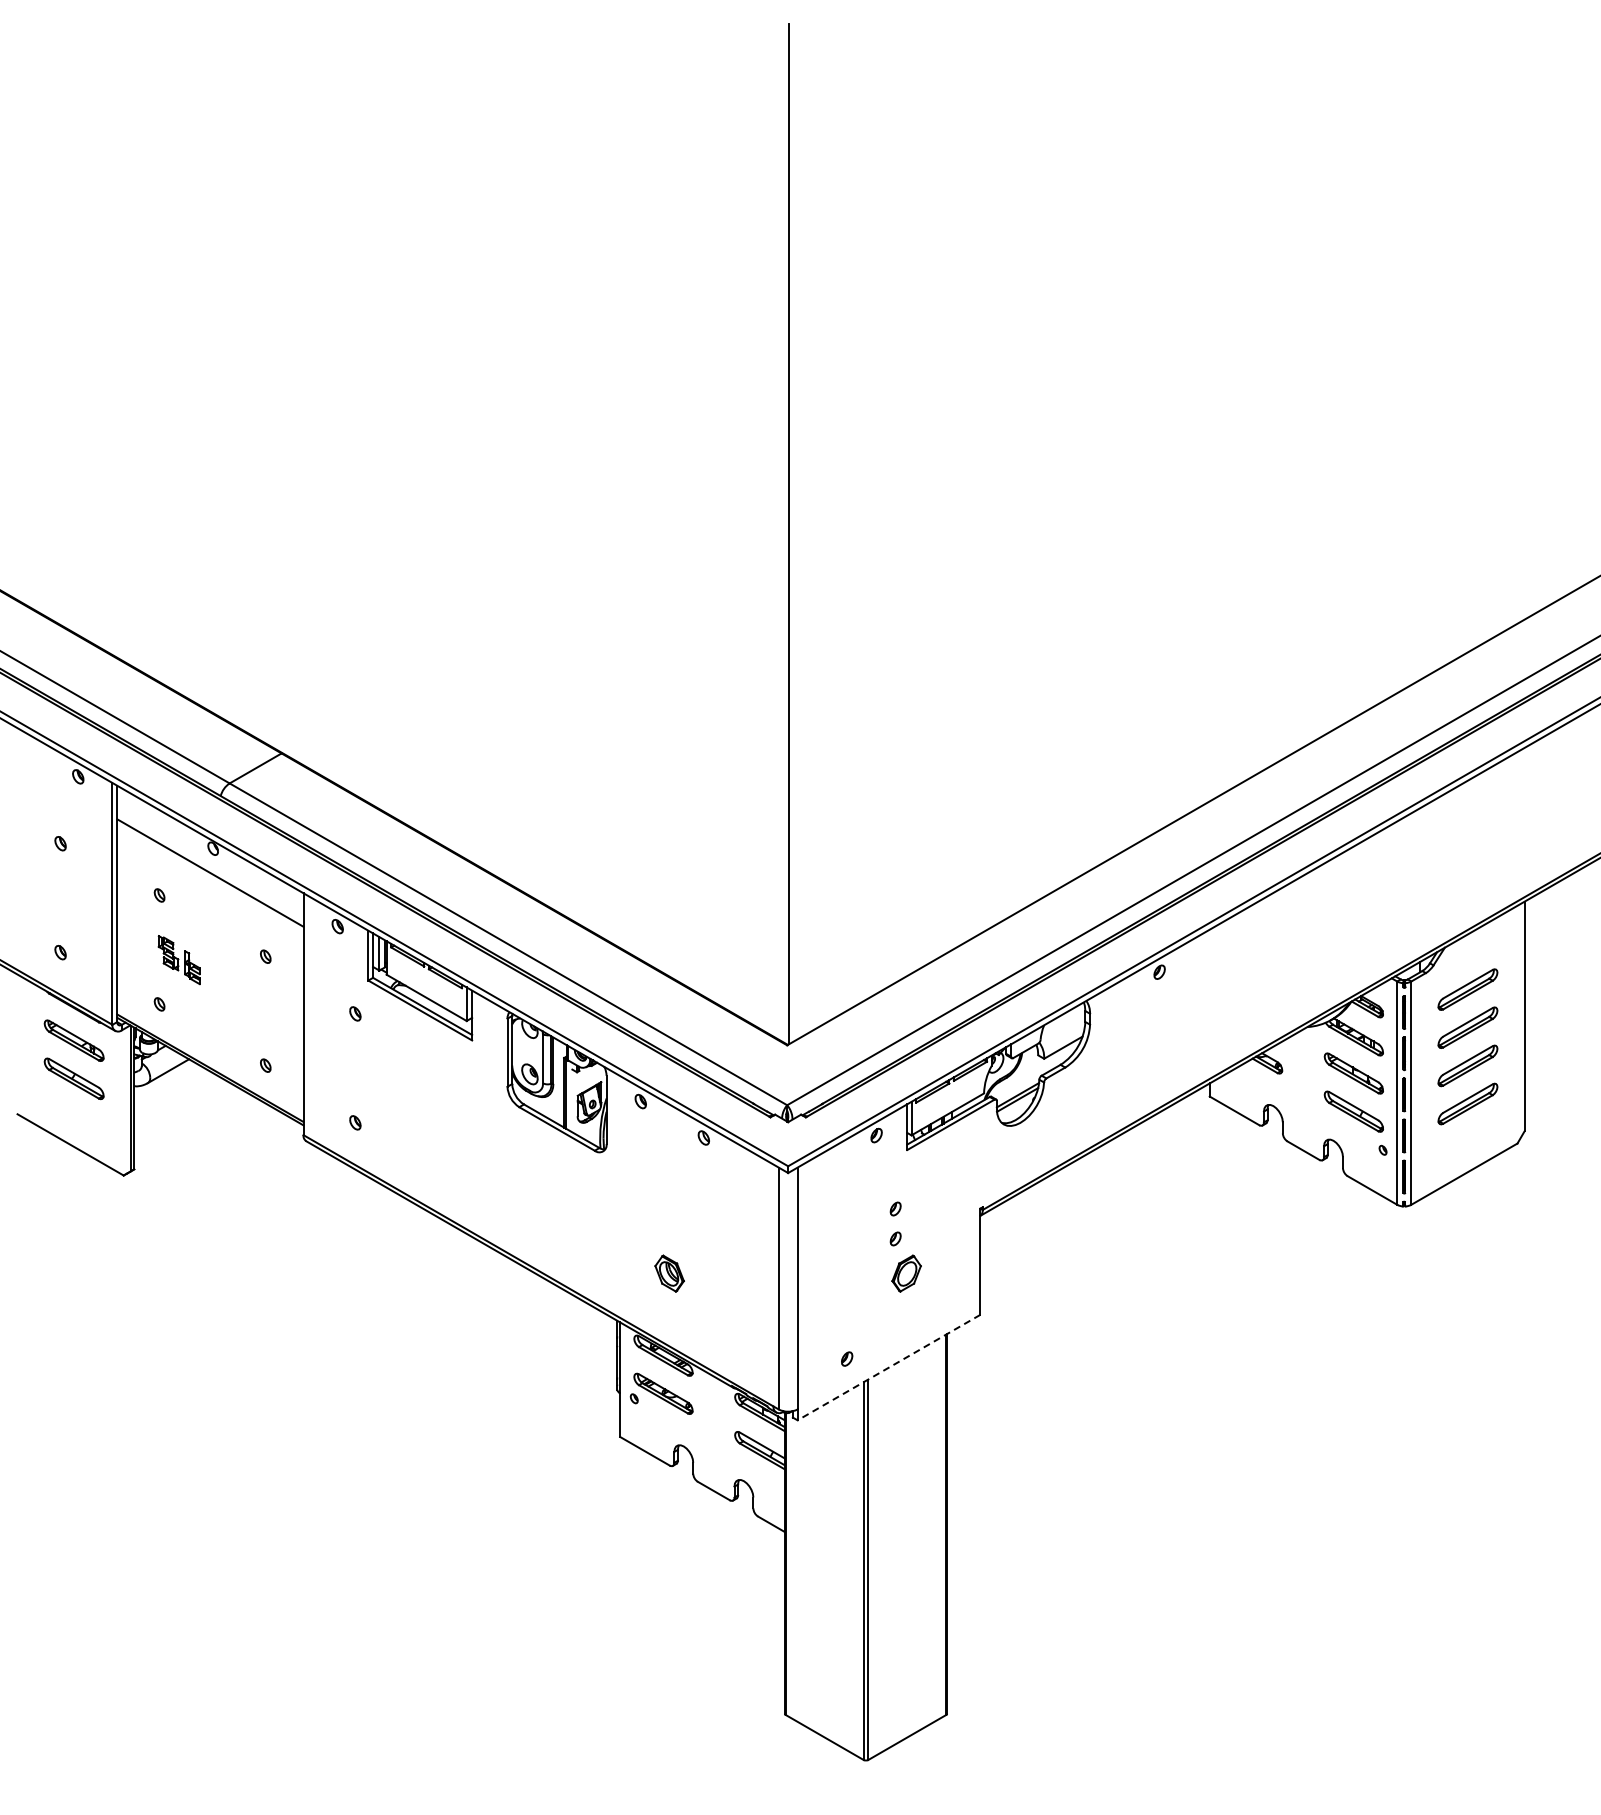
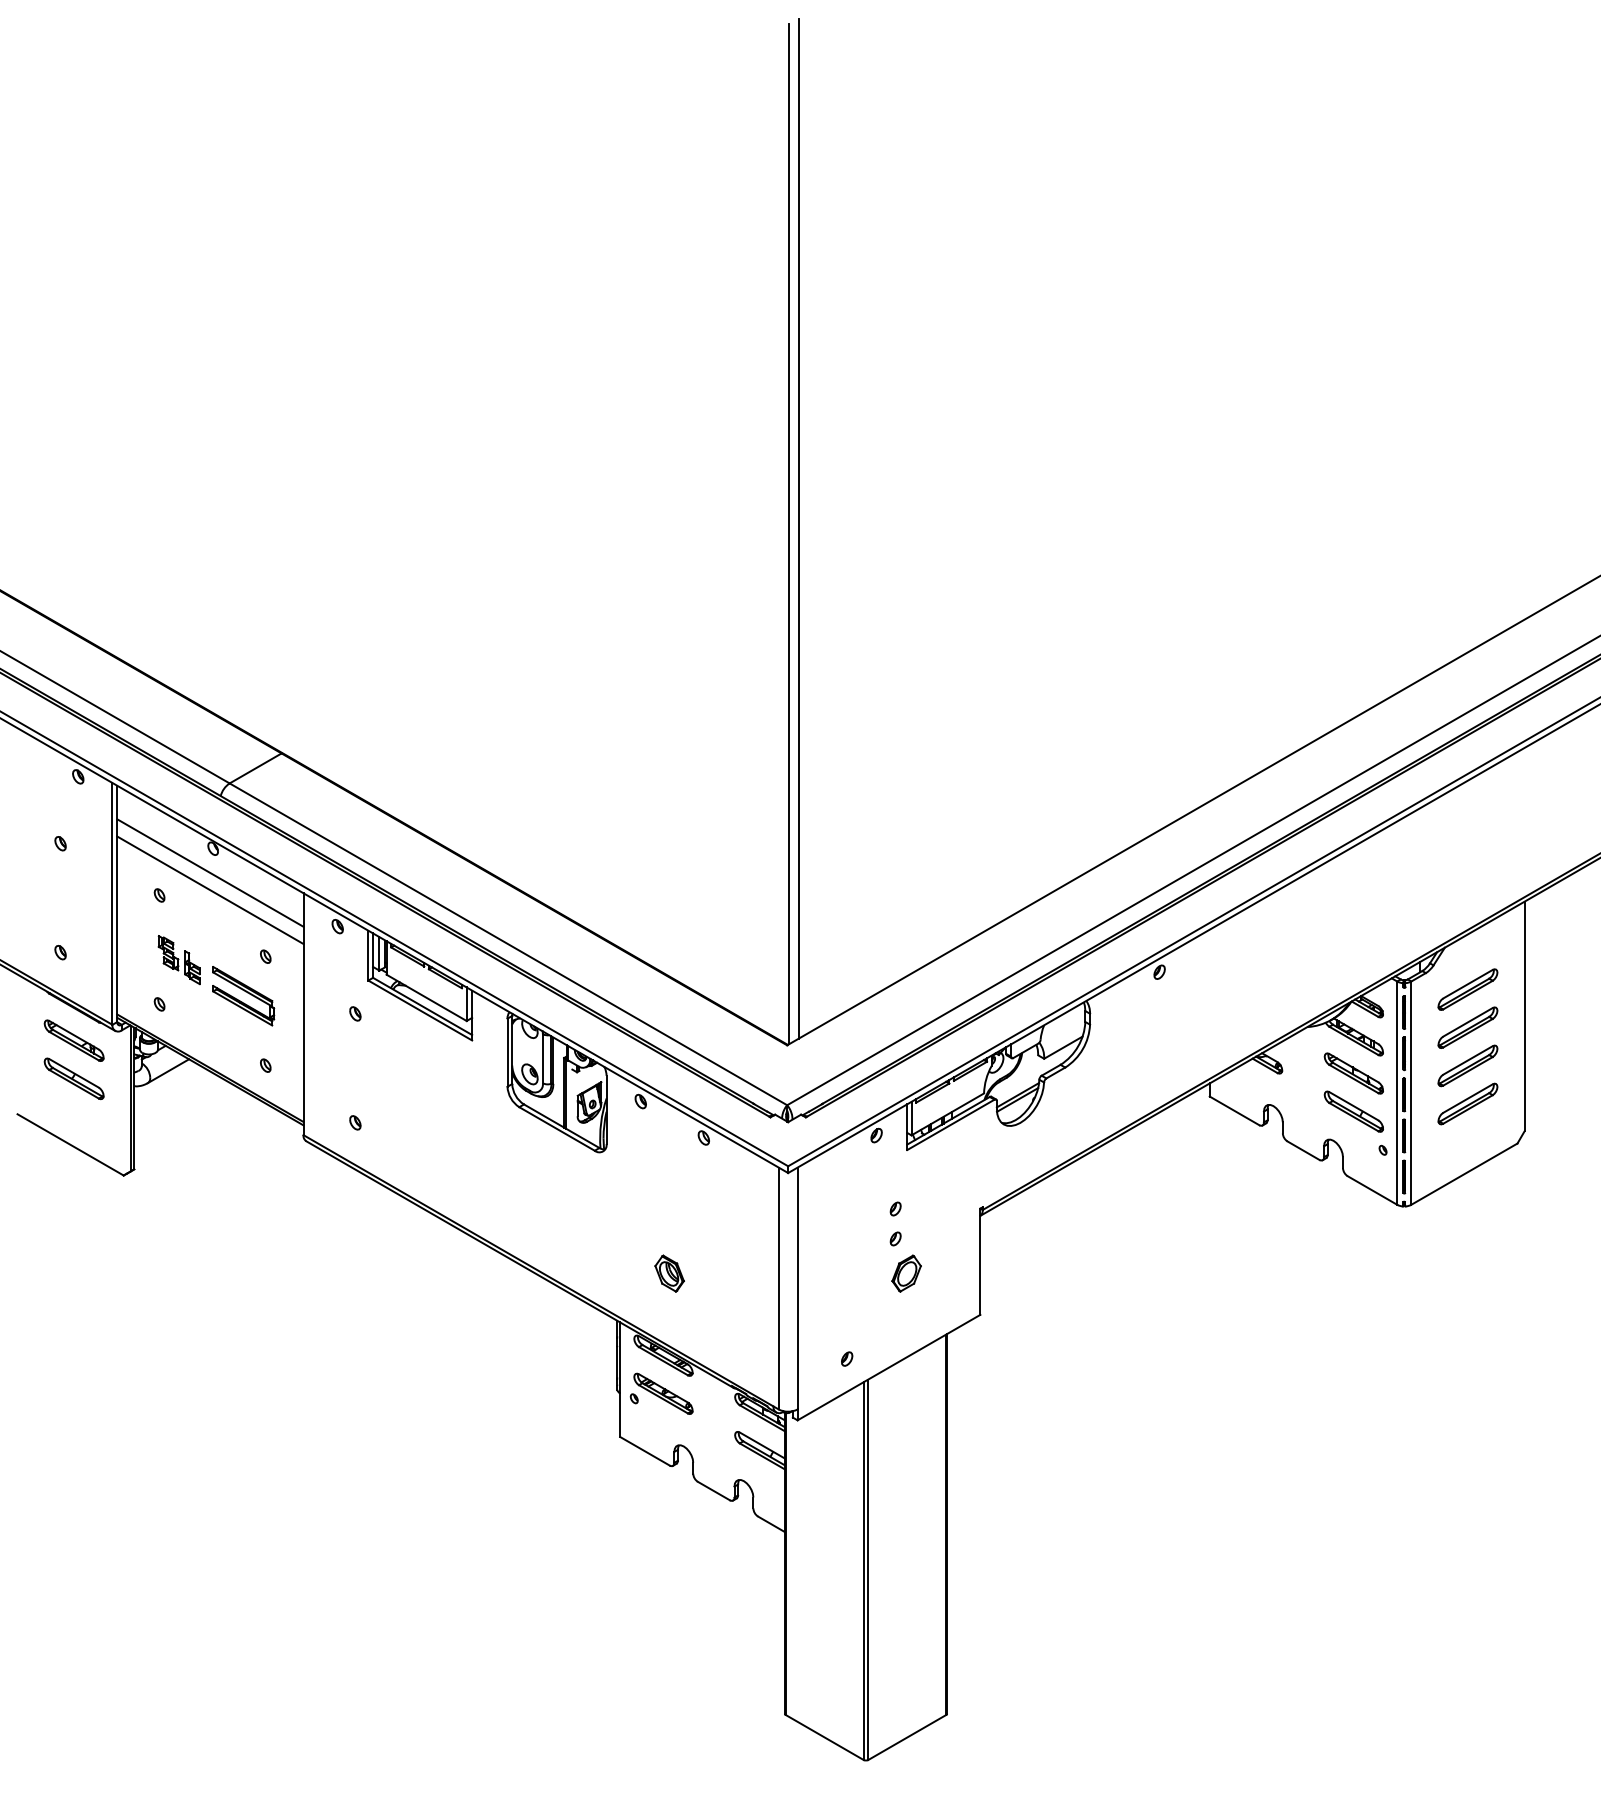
line: none -> present (798, 528)
line: none -> present (210, 890)
part: none -> present (243, 996)
line: dashed -> solid (889, 1367)
